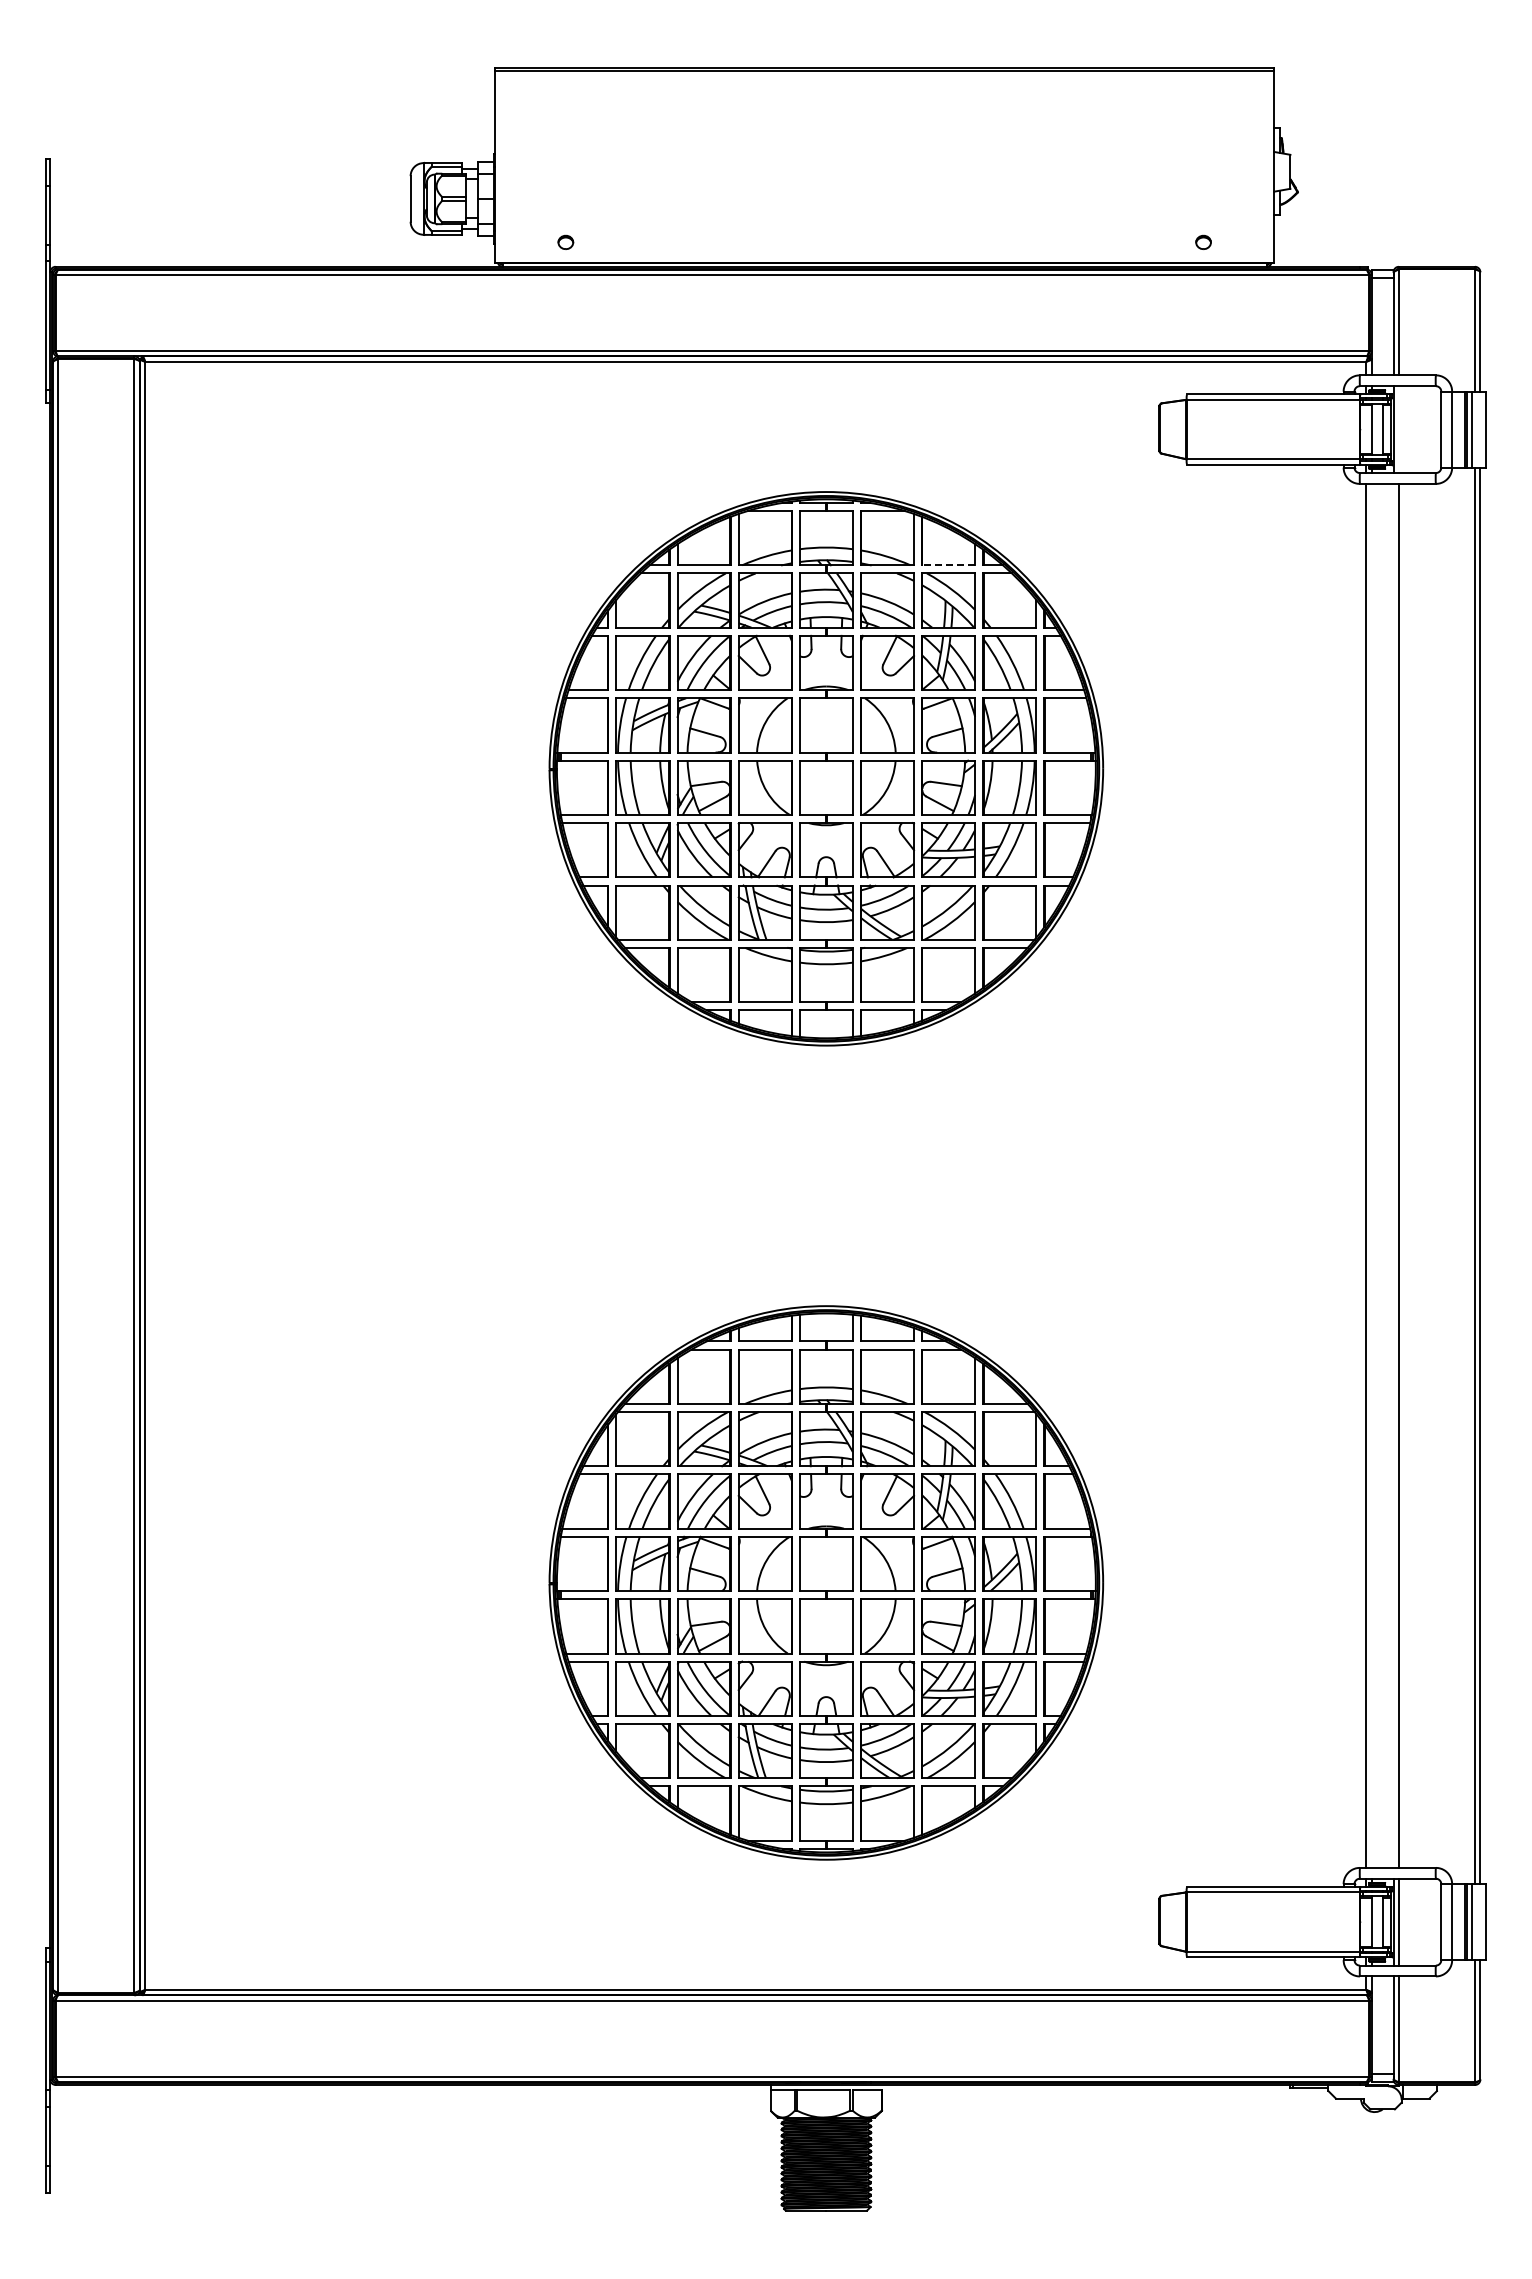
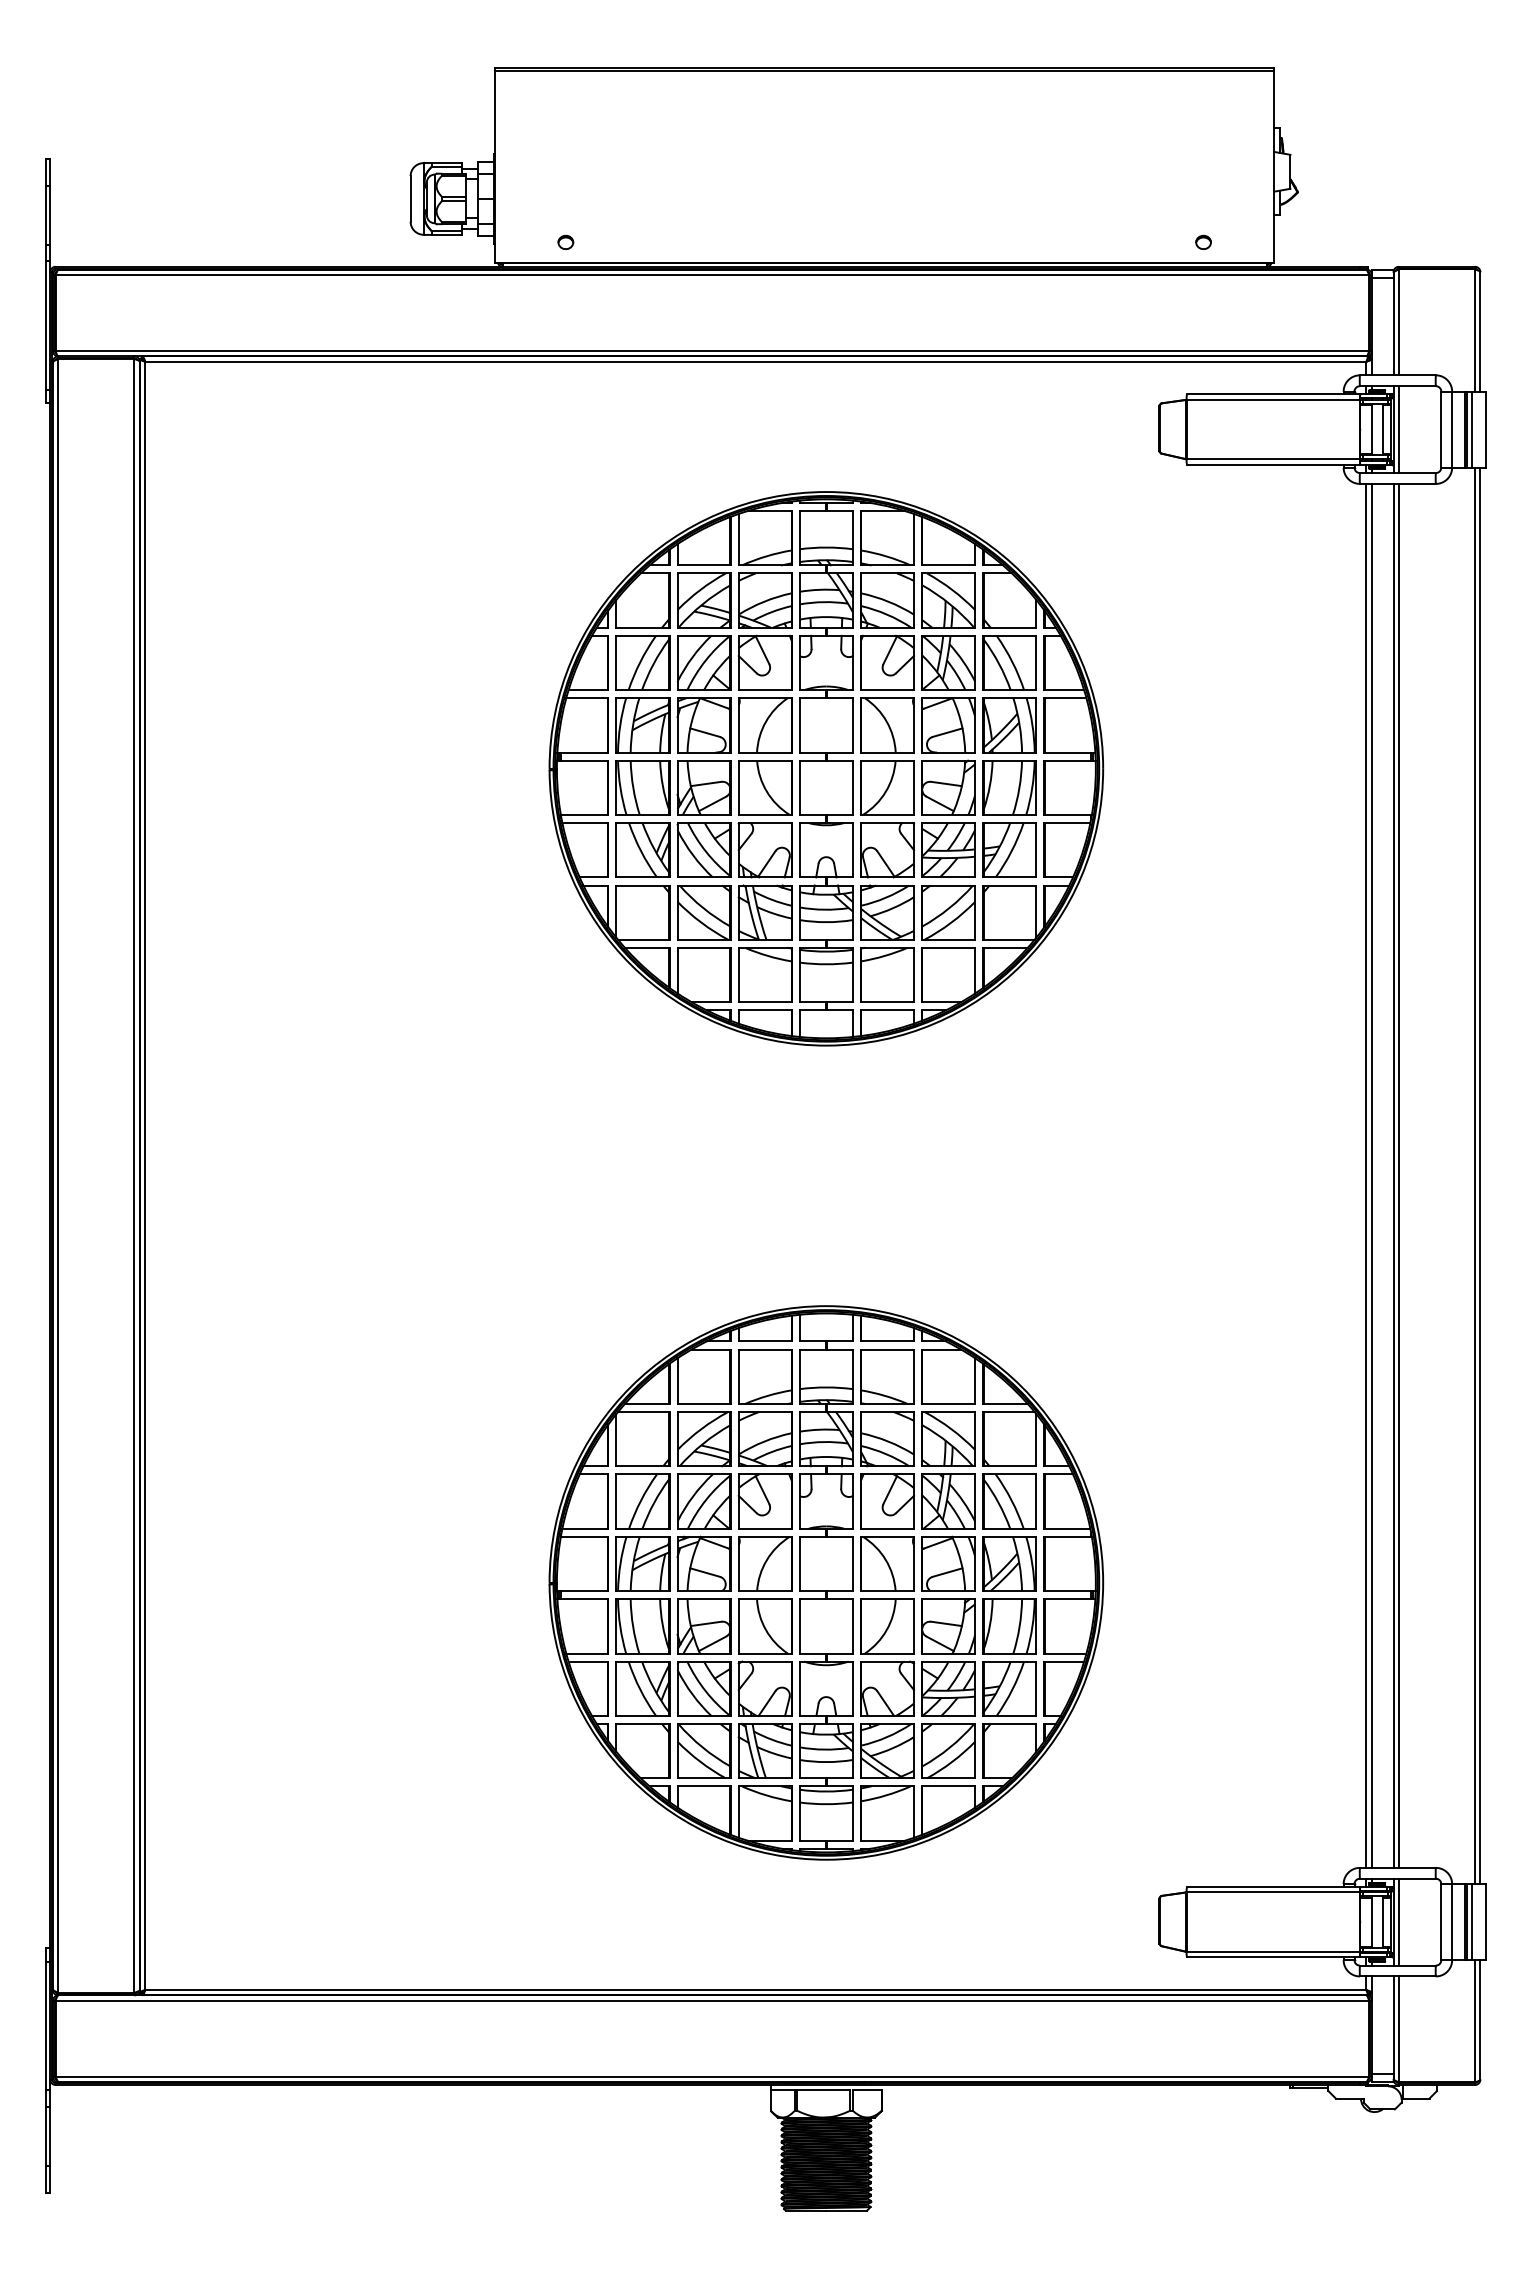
line: none -> present (1398, 429)
line: dashed -> solid (948, 565)
line: none -> present (1371, 1175)
line: none -> present (1393, 1175)
